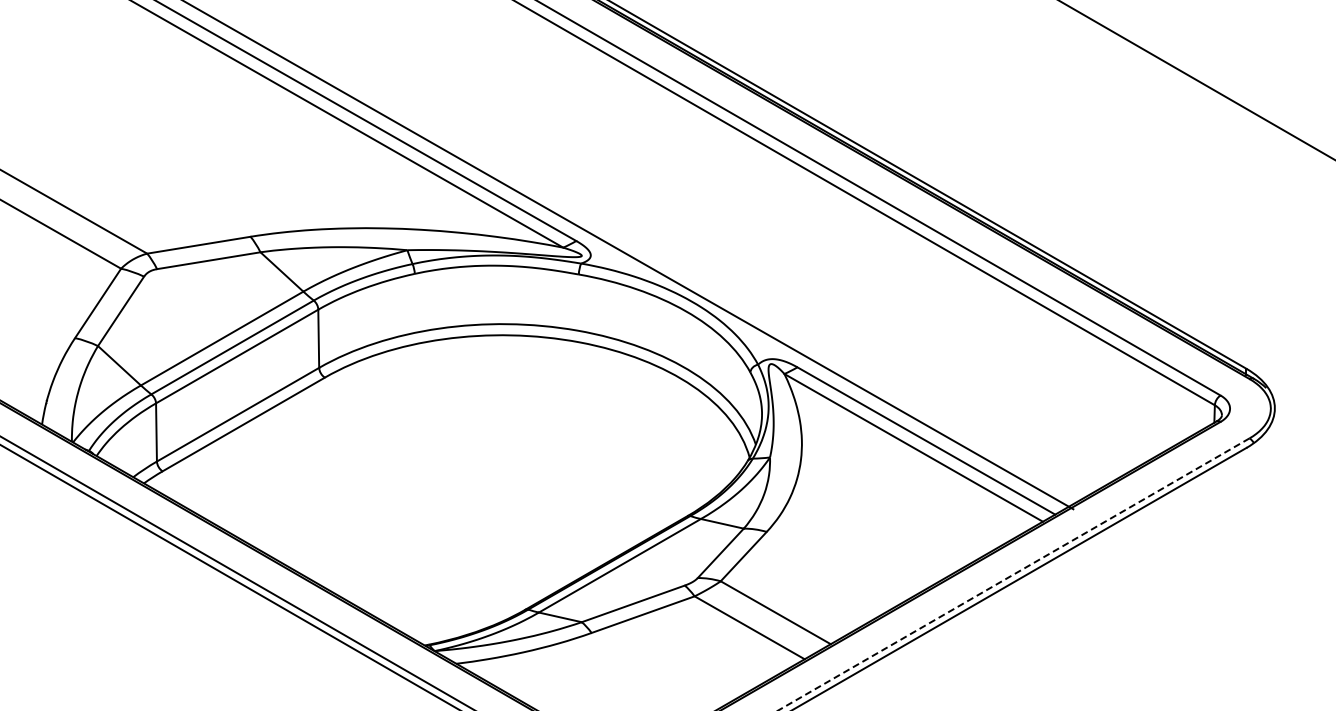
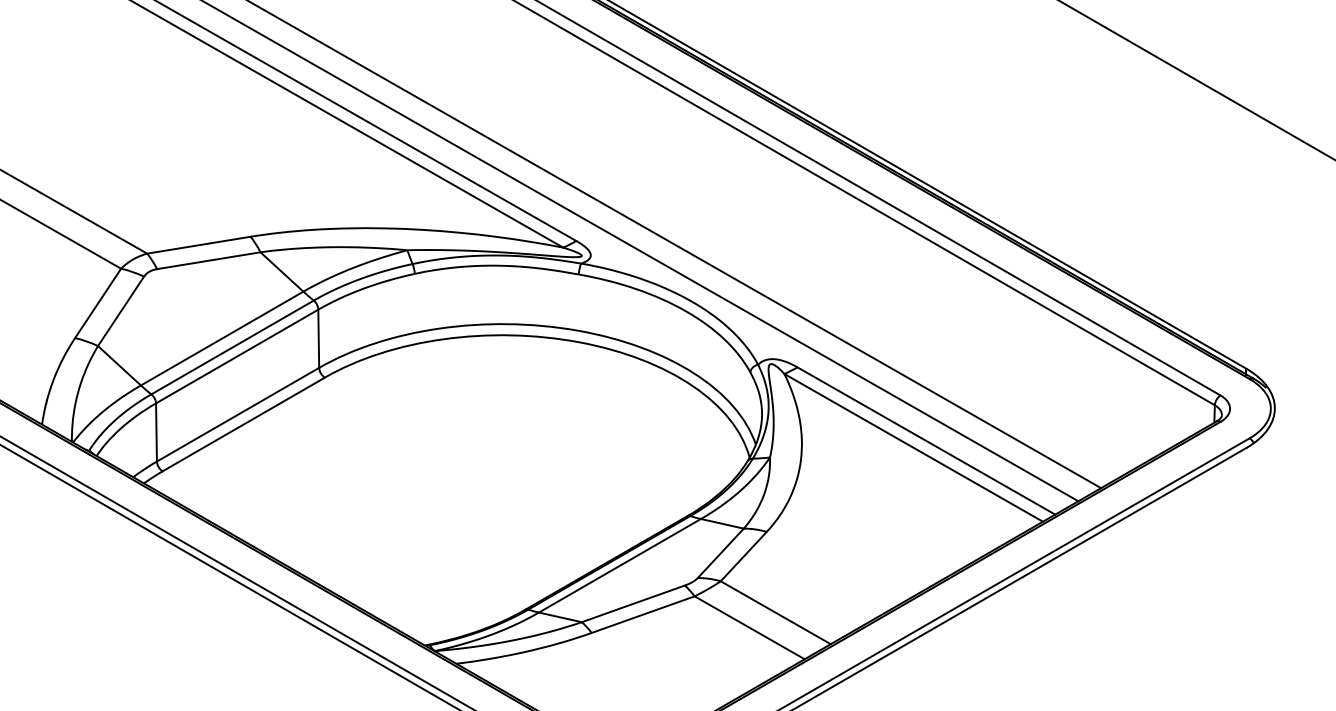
line: none -> present (675, 245)
line position: (629, 255) -> (641, 251) (641, 251)
line: dashed -> solid (1013, 574)
